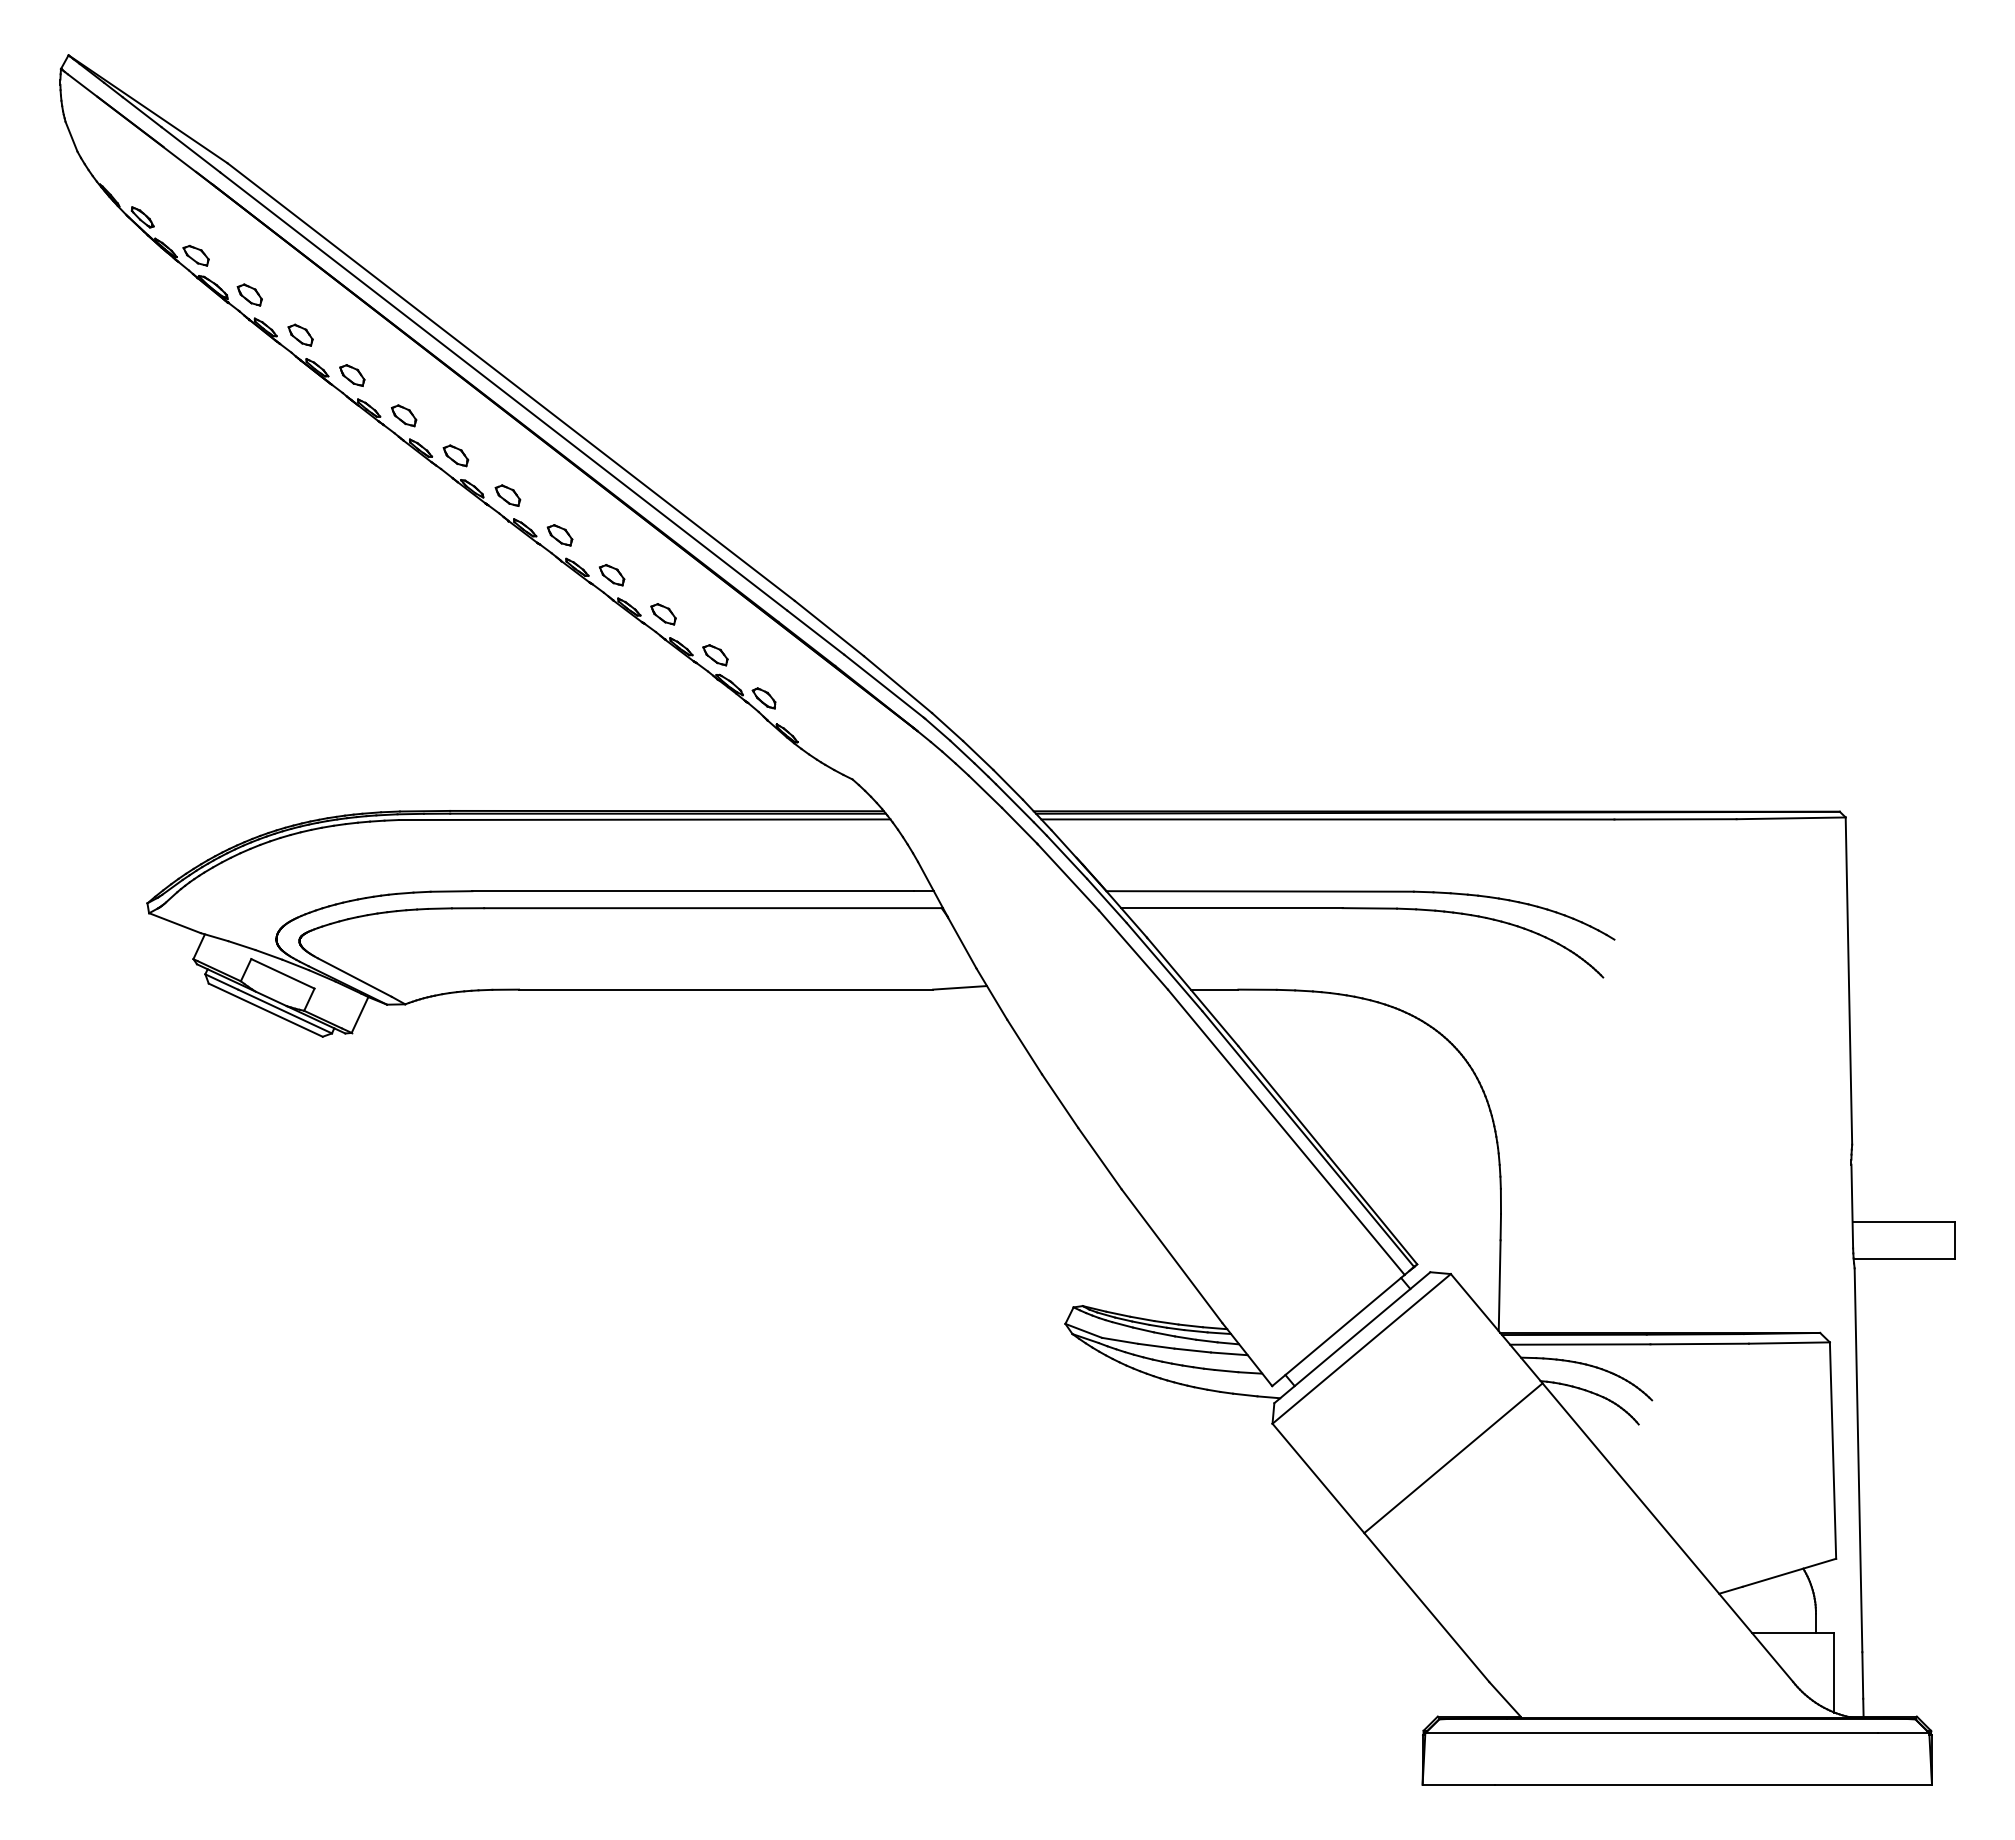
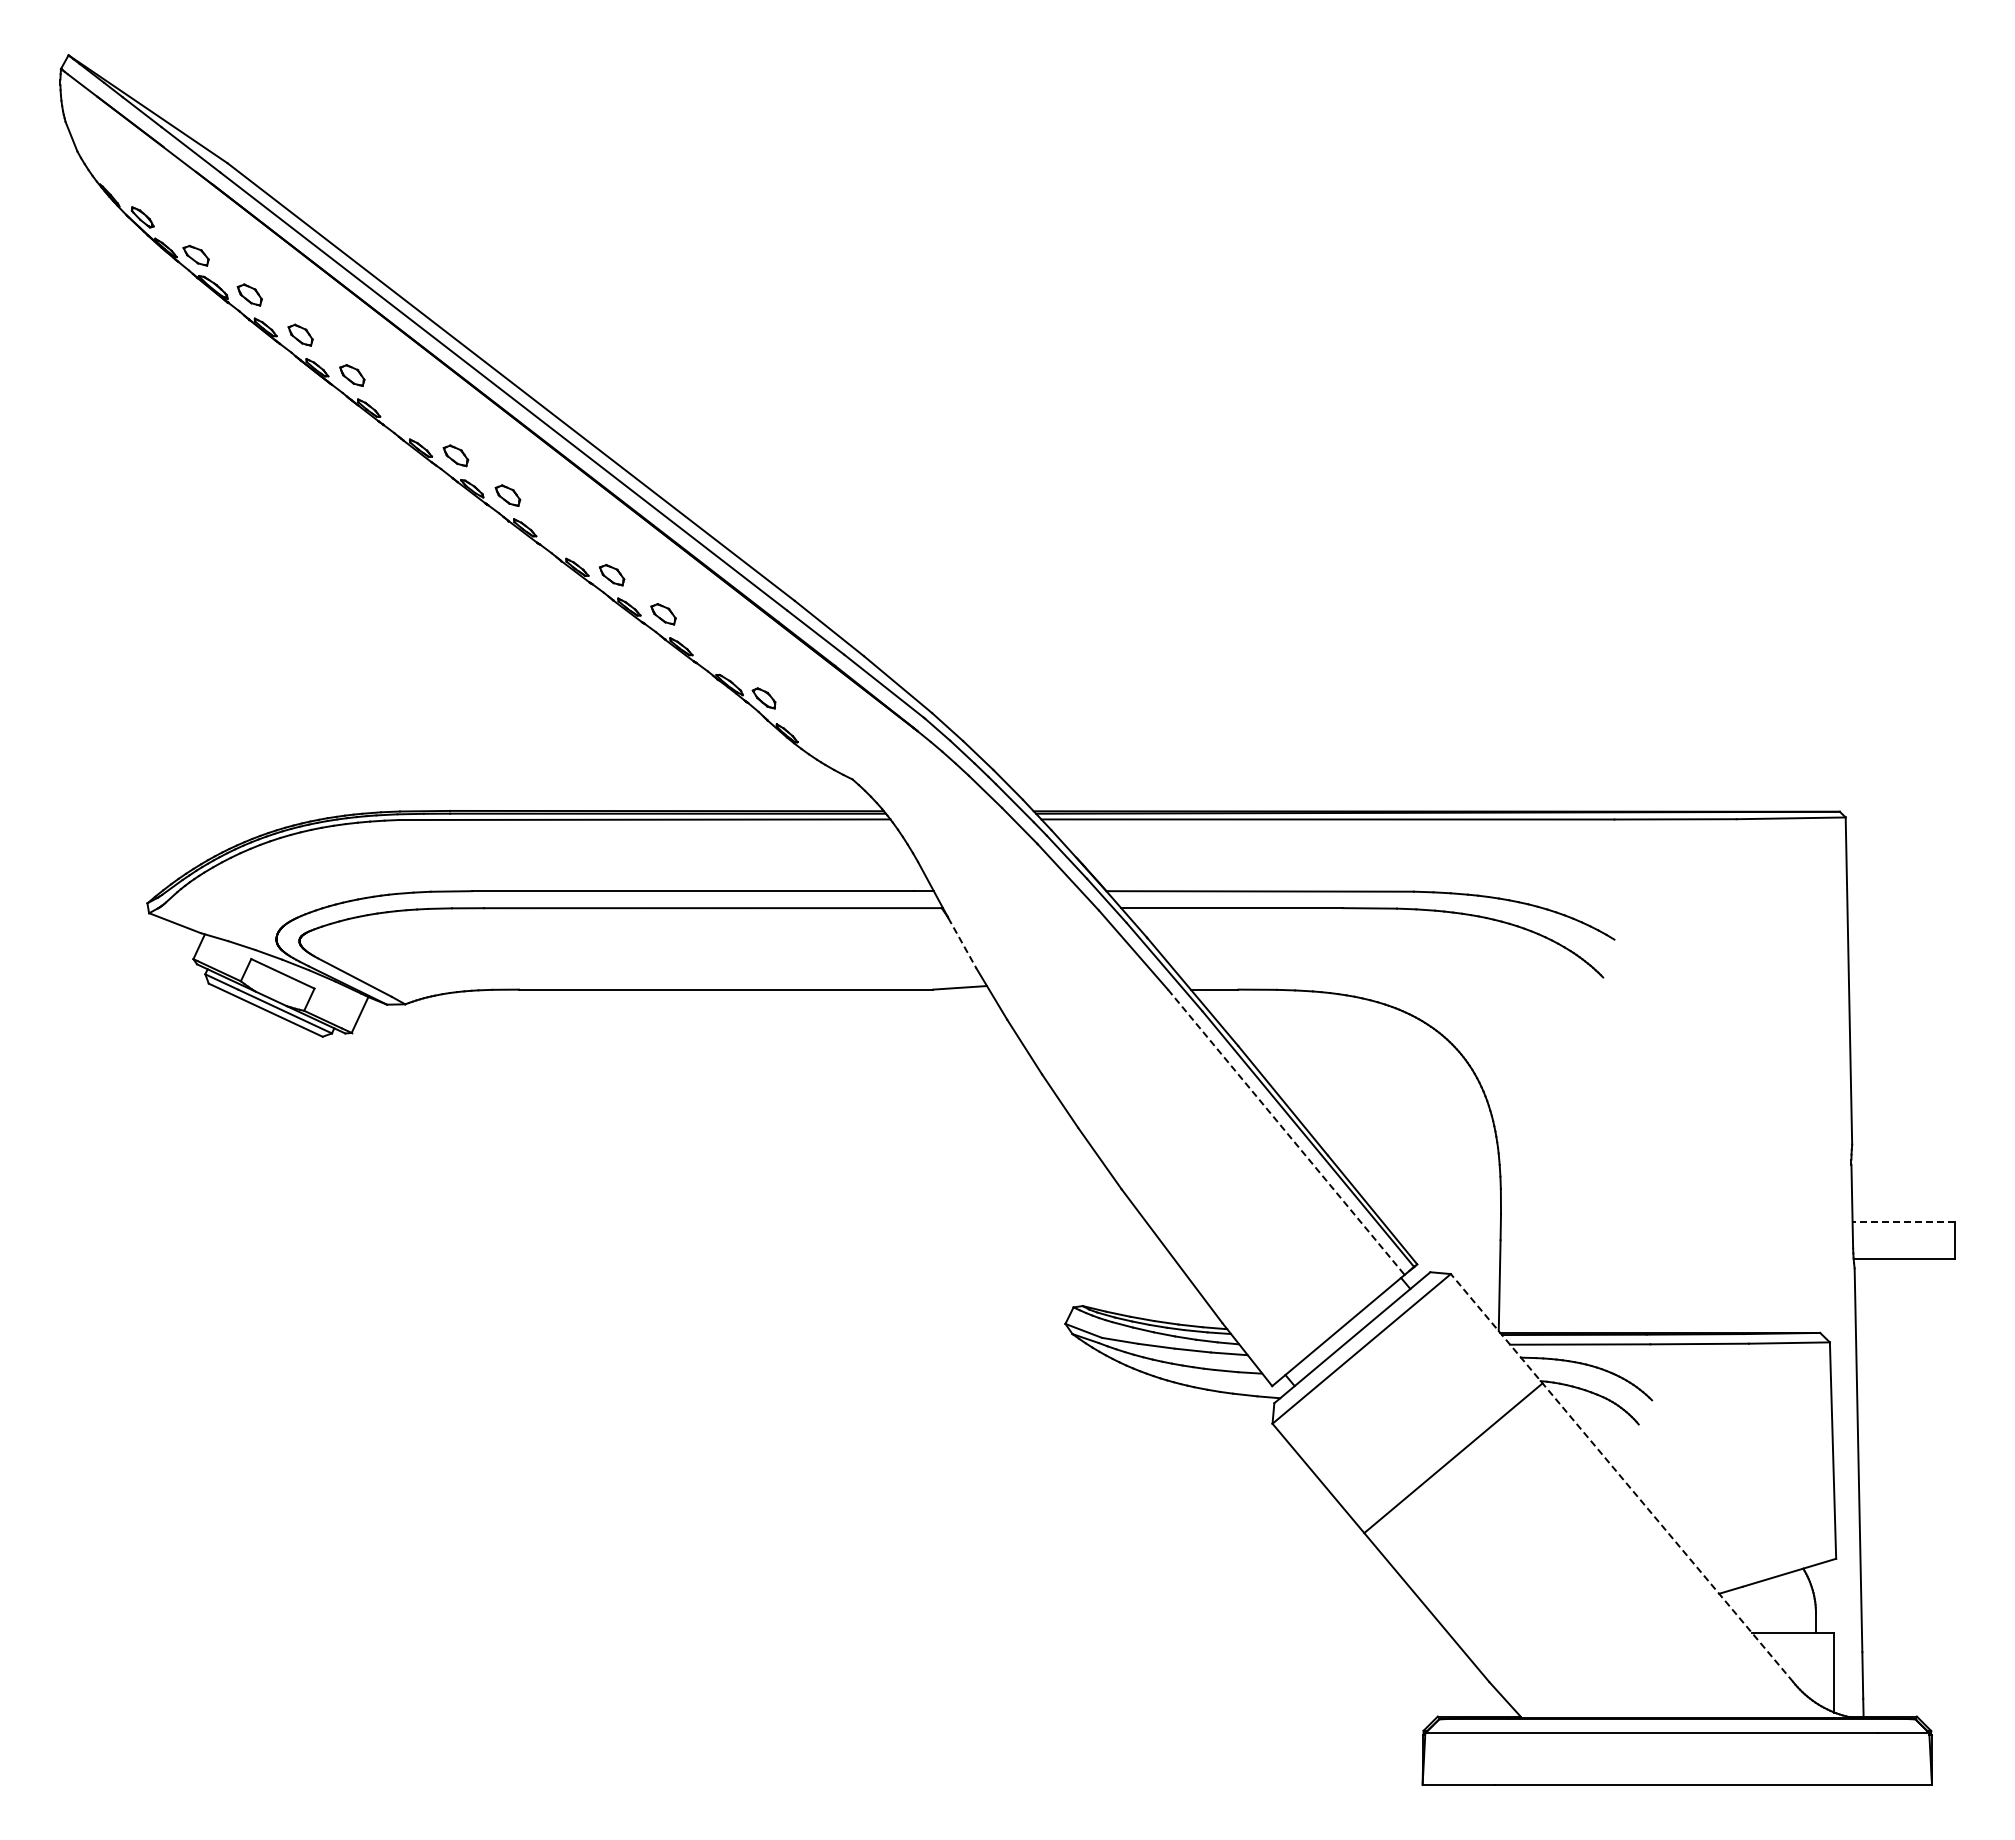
part: present -> none (403, 415)
part: present -> none (559, 535)
part: present -> none (715, 655)
line: solid -> dashed (962, 943)
line: solid -> dashed (1286, 1132)
line: solid -> dashed (1903, 1222)
line: solid -> dashed (1621, 1477)
